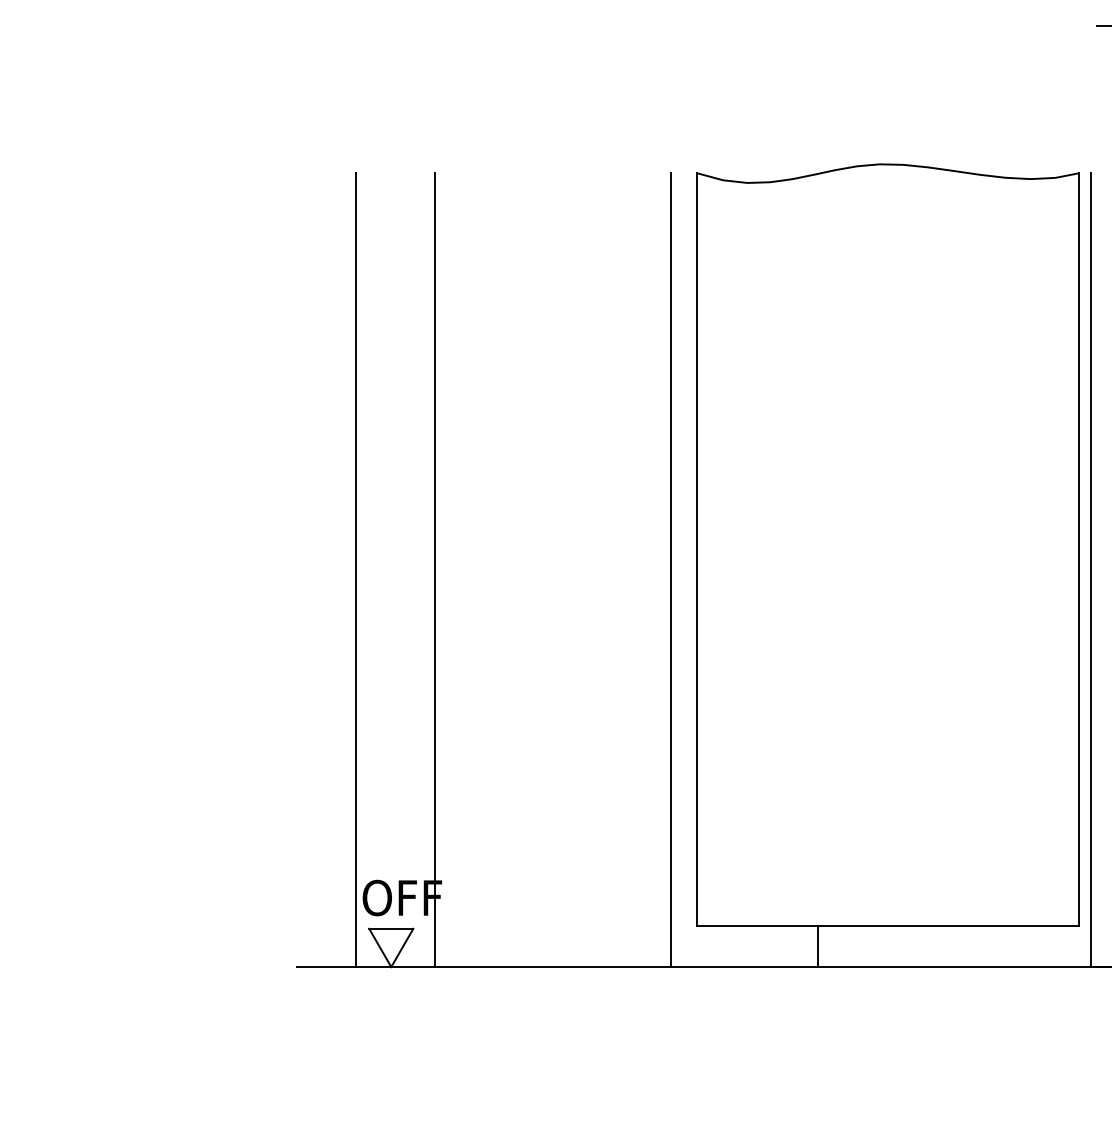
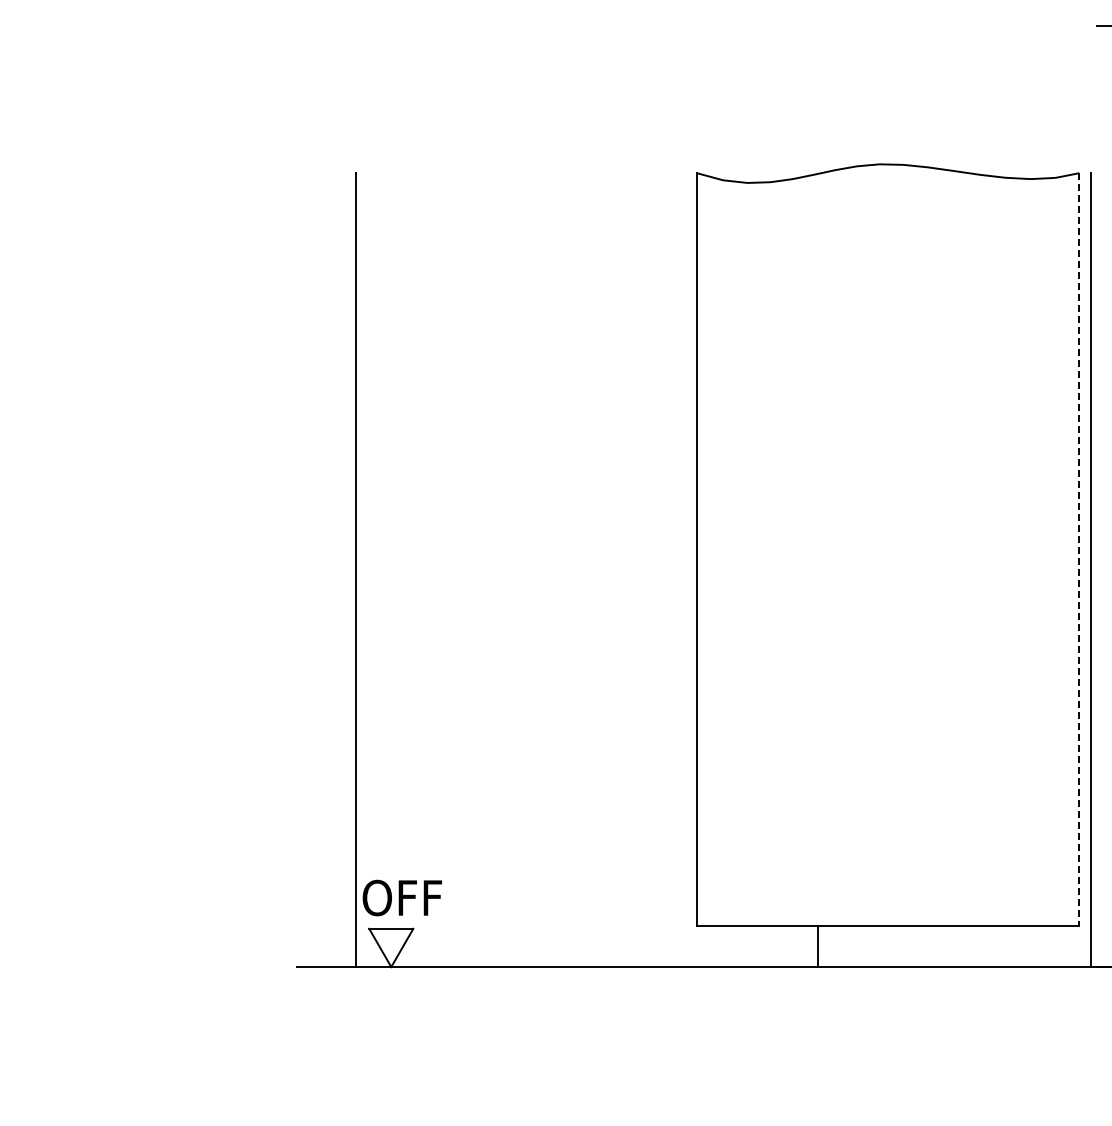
line: solid -> dashed (1079, 550)
line: present -> none (435, 570)
line: present -> none (670, 570)
